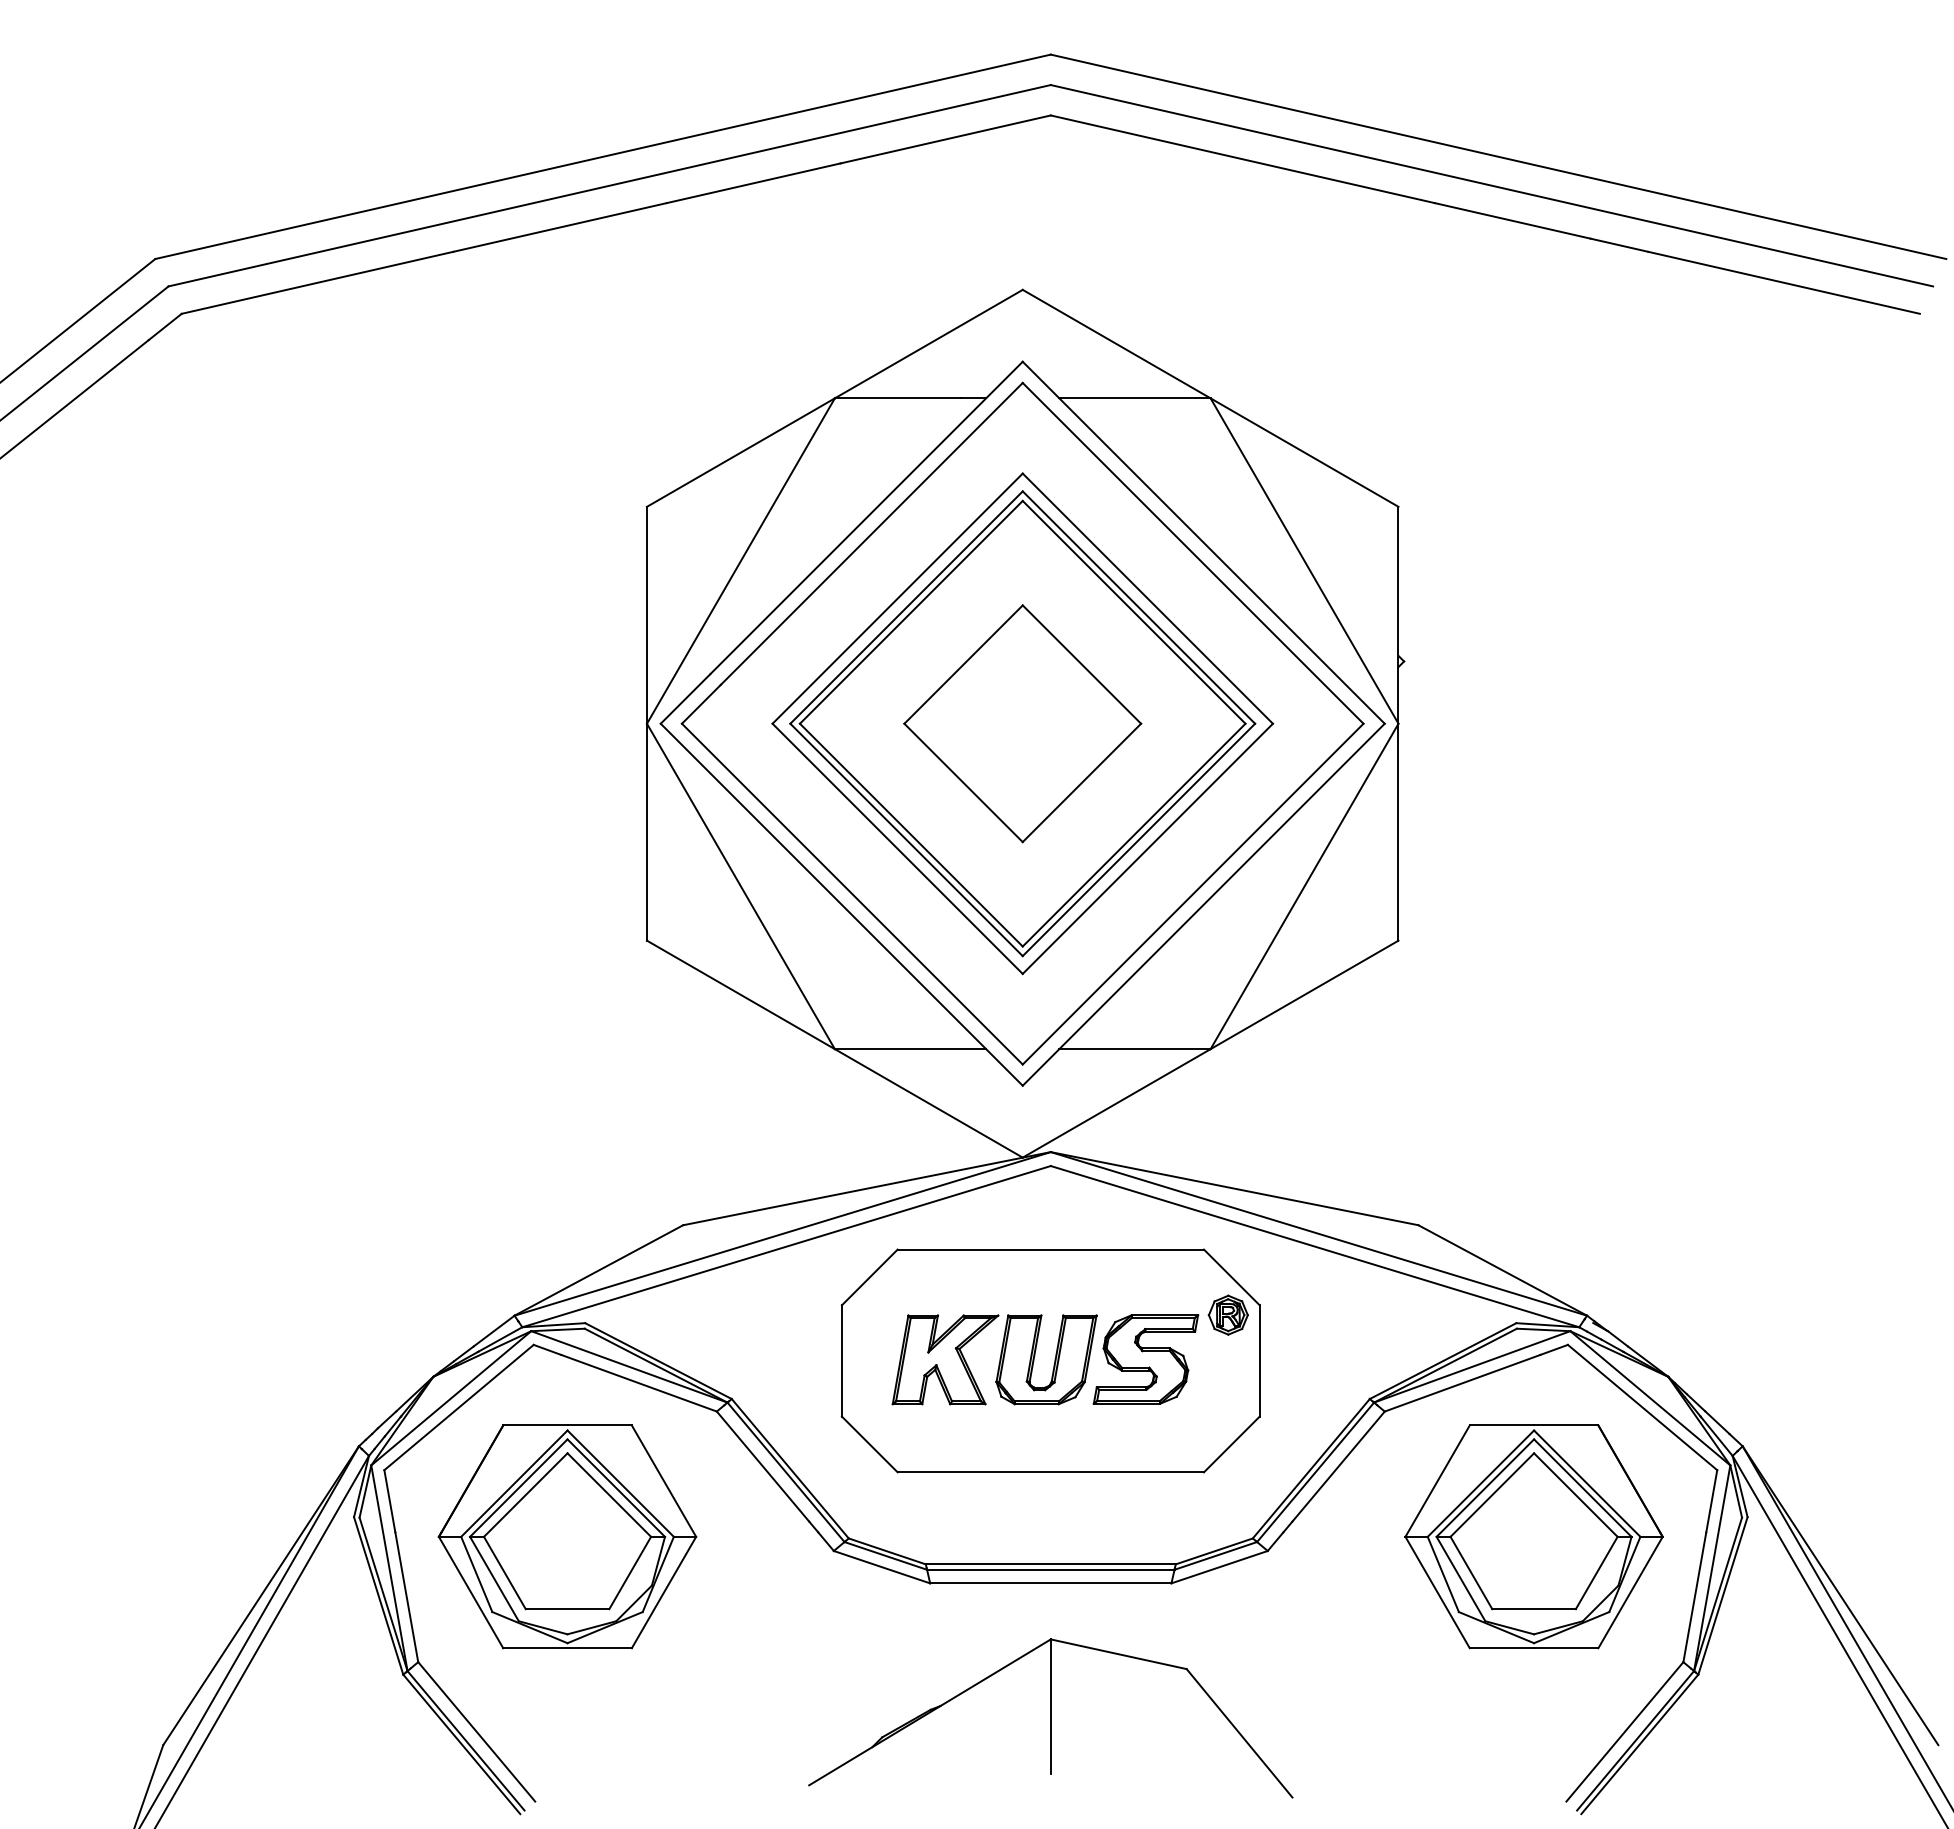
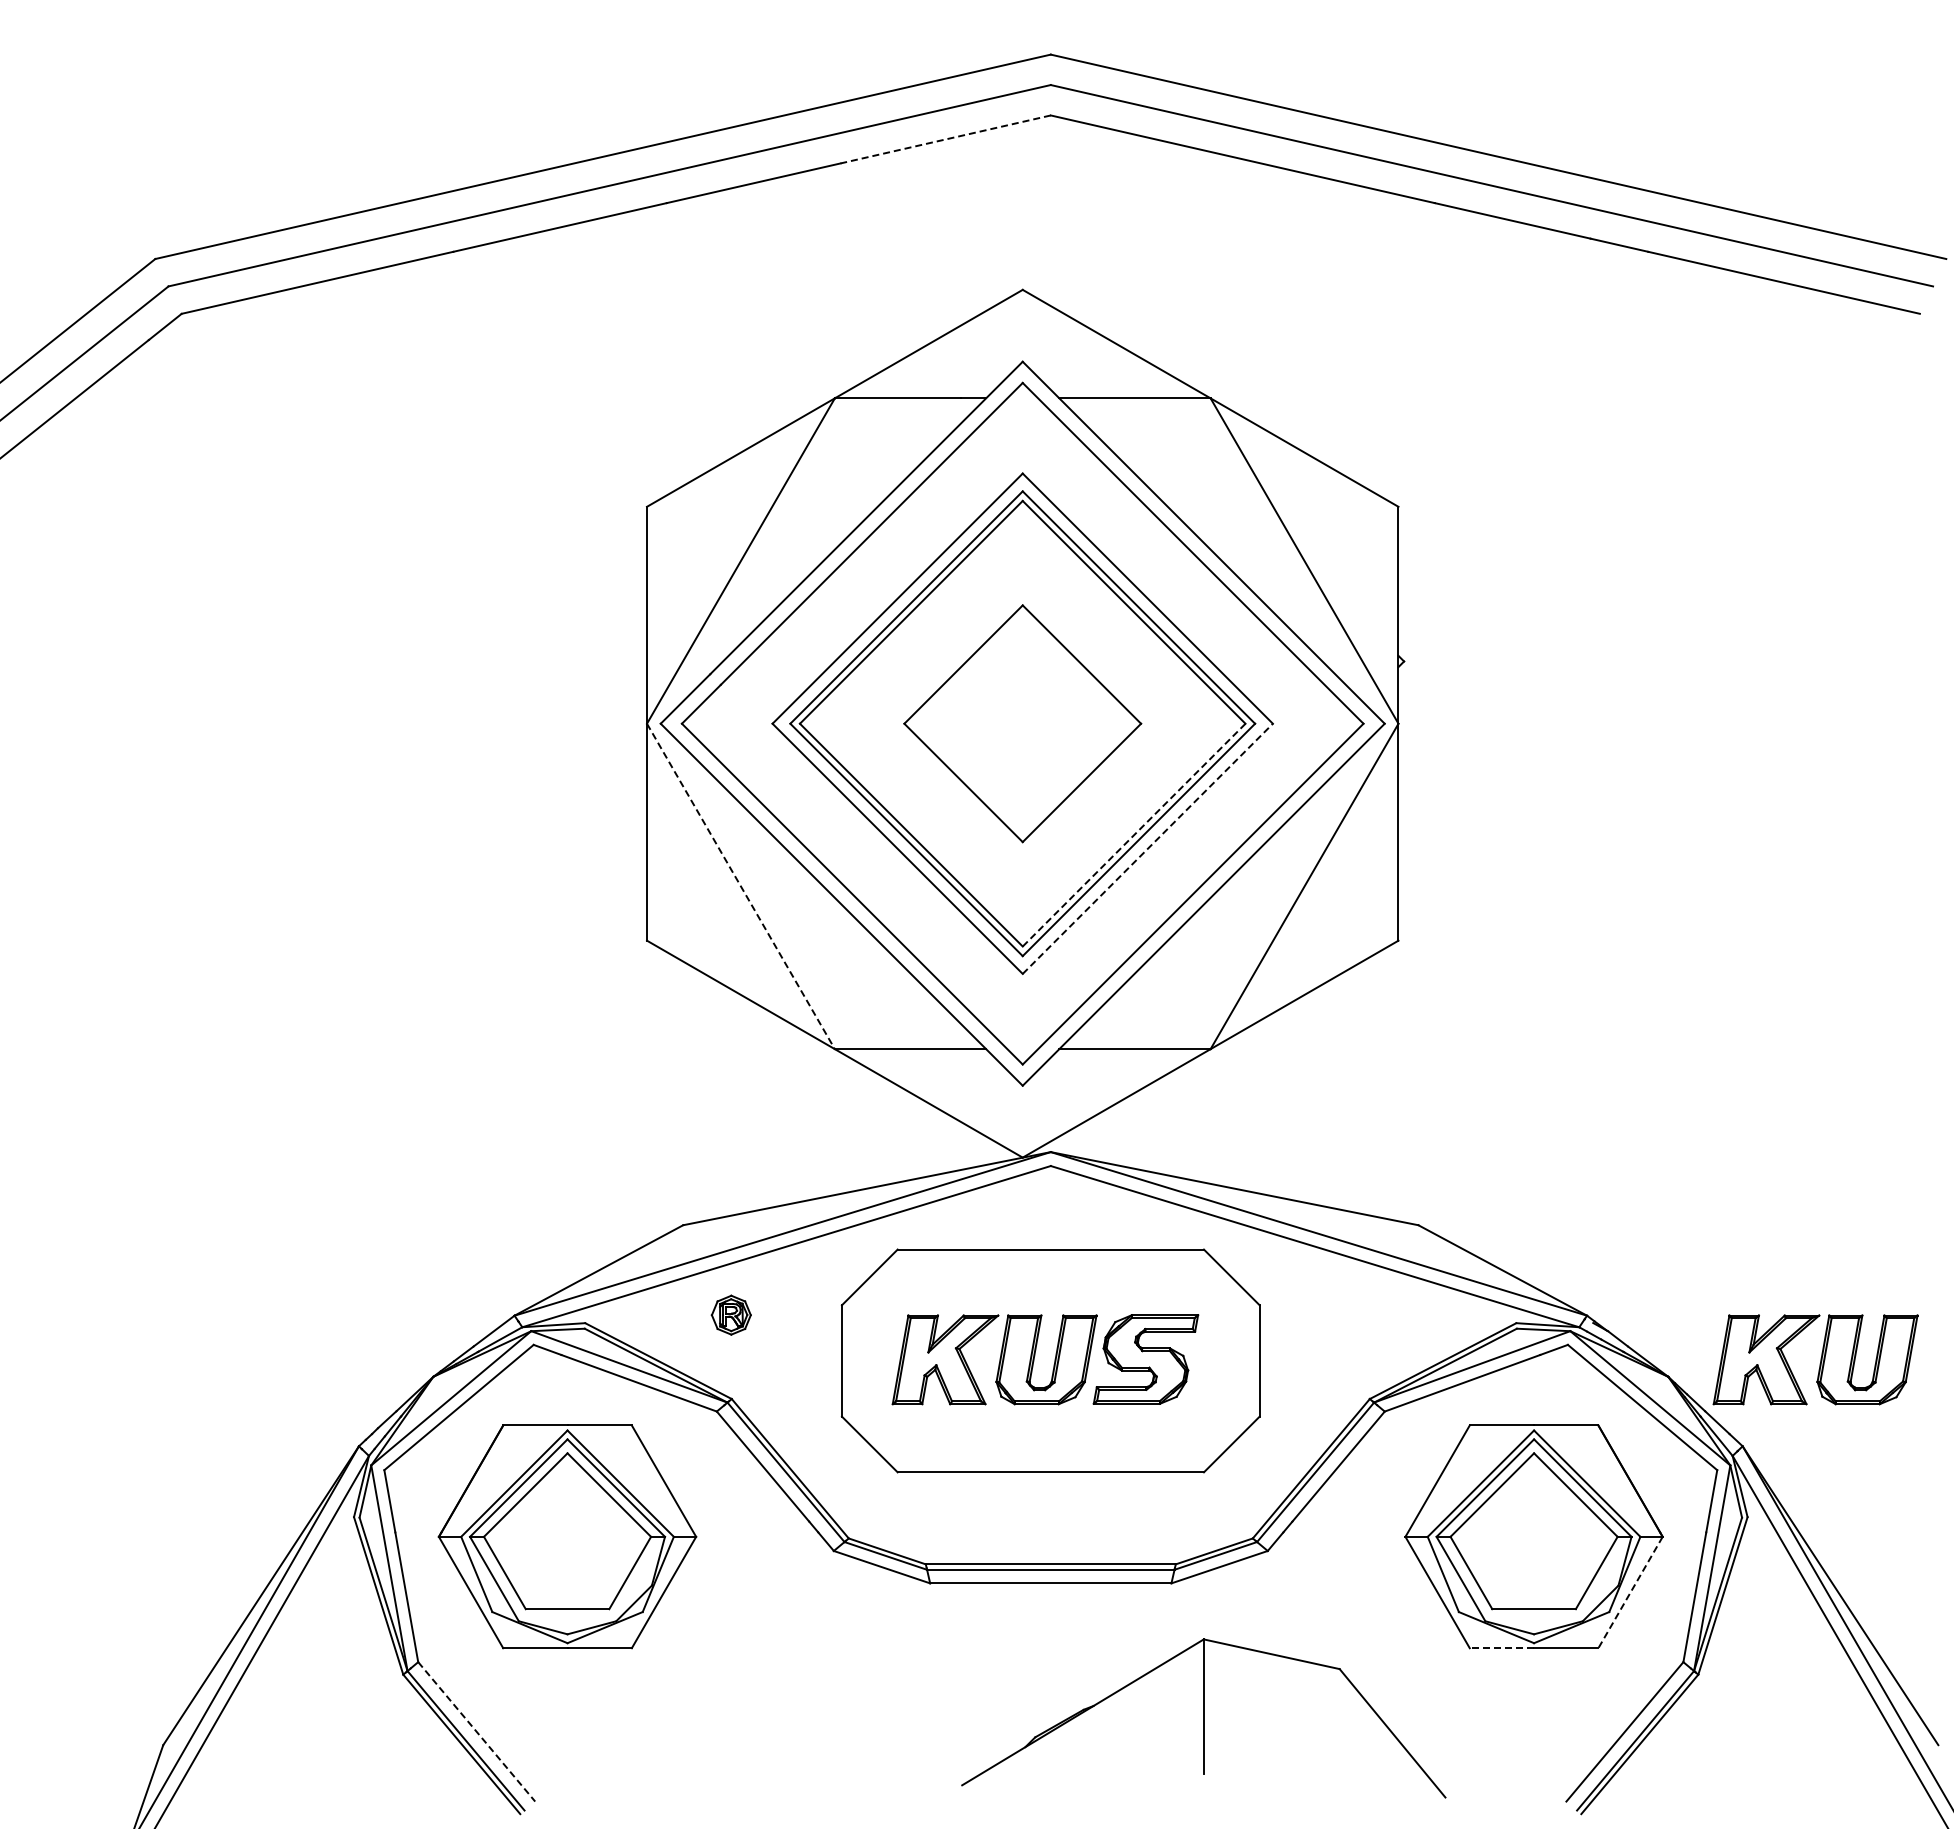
line: solid -> dashed (945, 139)
line: solid -> dashed (1134, 835)
line: solid -> dashed (1147, 848)
line: solid -> dashed (740, 886)
part position: (1227, 1314) -> (730, 1314) (730, 1314)
part: none -> present (1815, 1359)
line: solid -> dashed (1630, 1592)
line: solid -> dashed (1501, 1648)
part position: (1050, 1718) -> (1203, 1718) (1203, 1718)
line: solid -> dashed (477, 1732)
